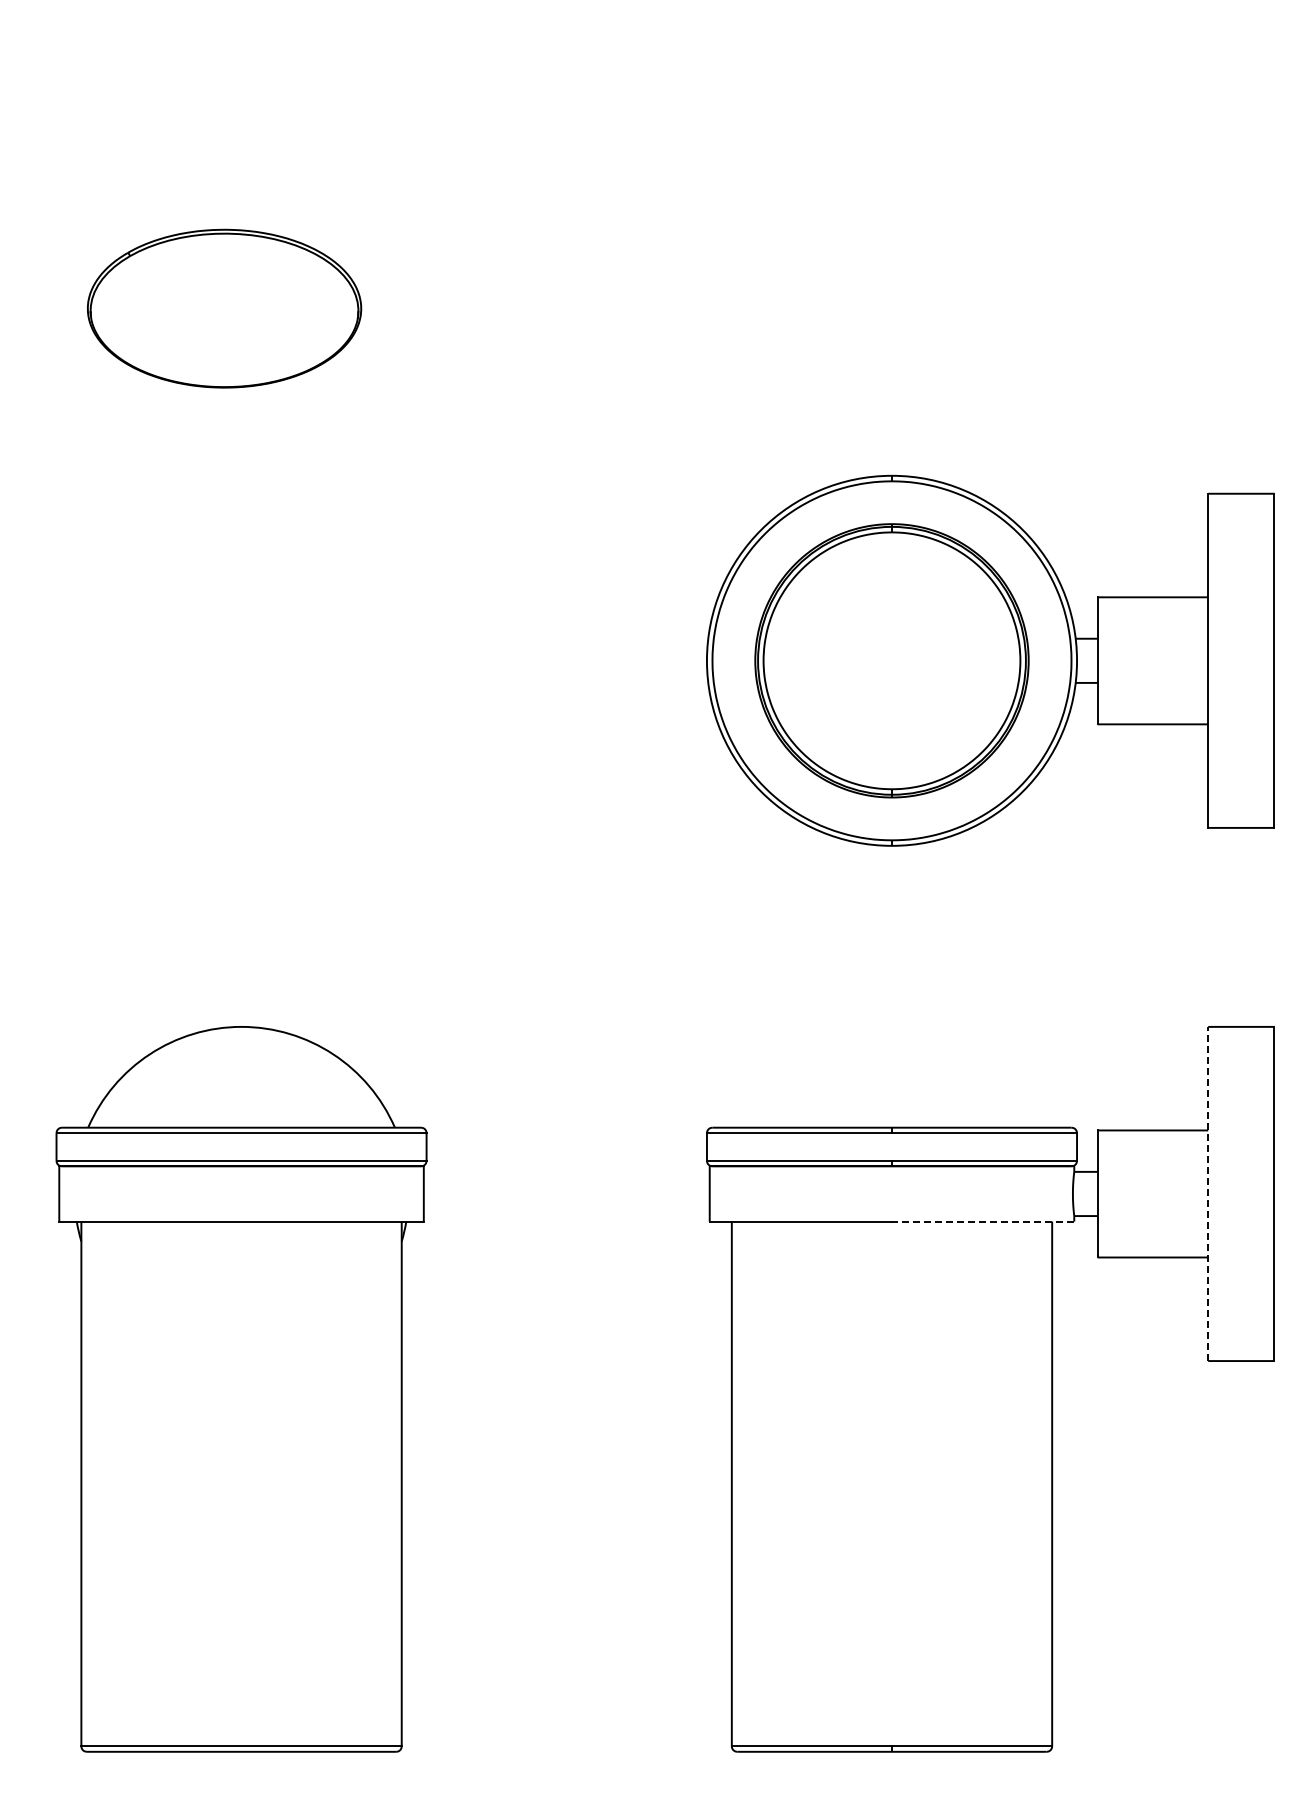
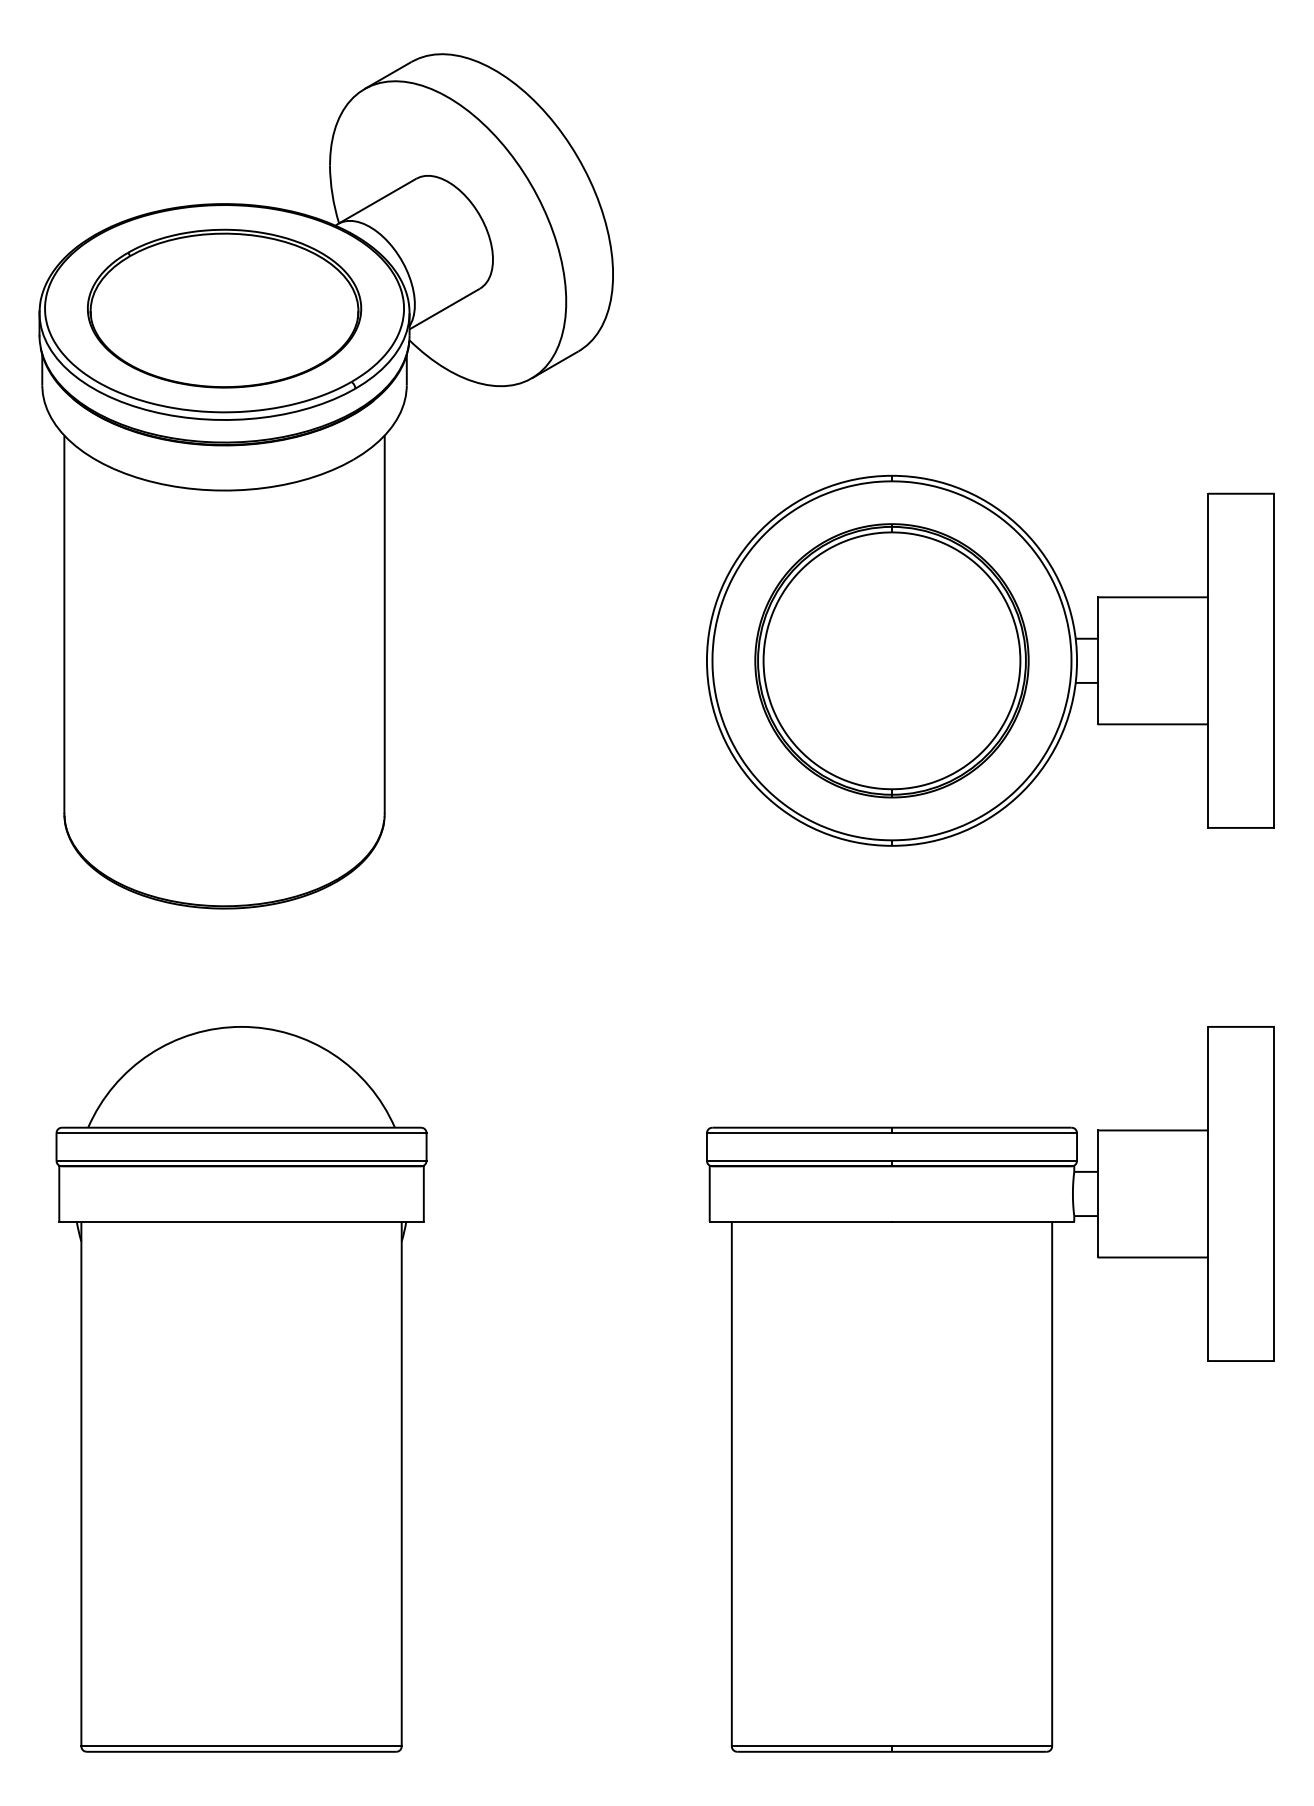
part: none -> present (325, 481)
line: dashed -> solid (1208, 1193)
line: dashed -> solid (982, 1221)
